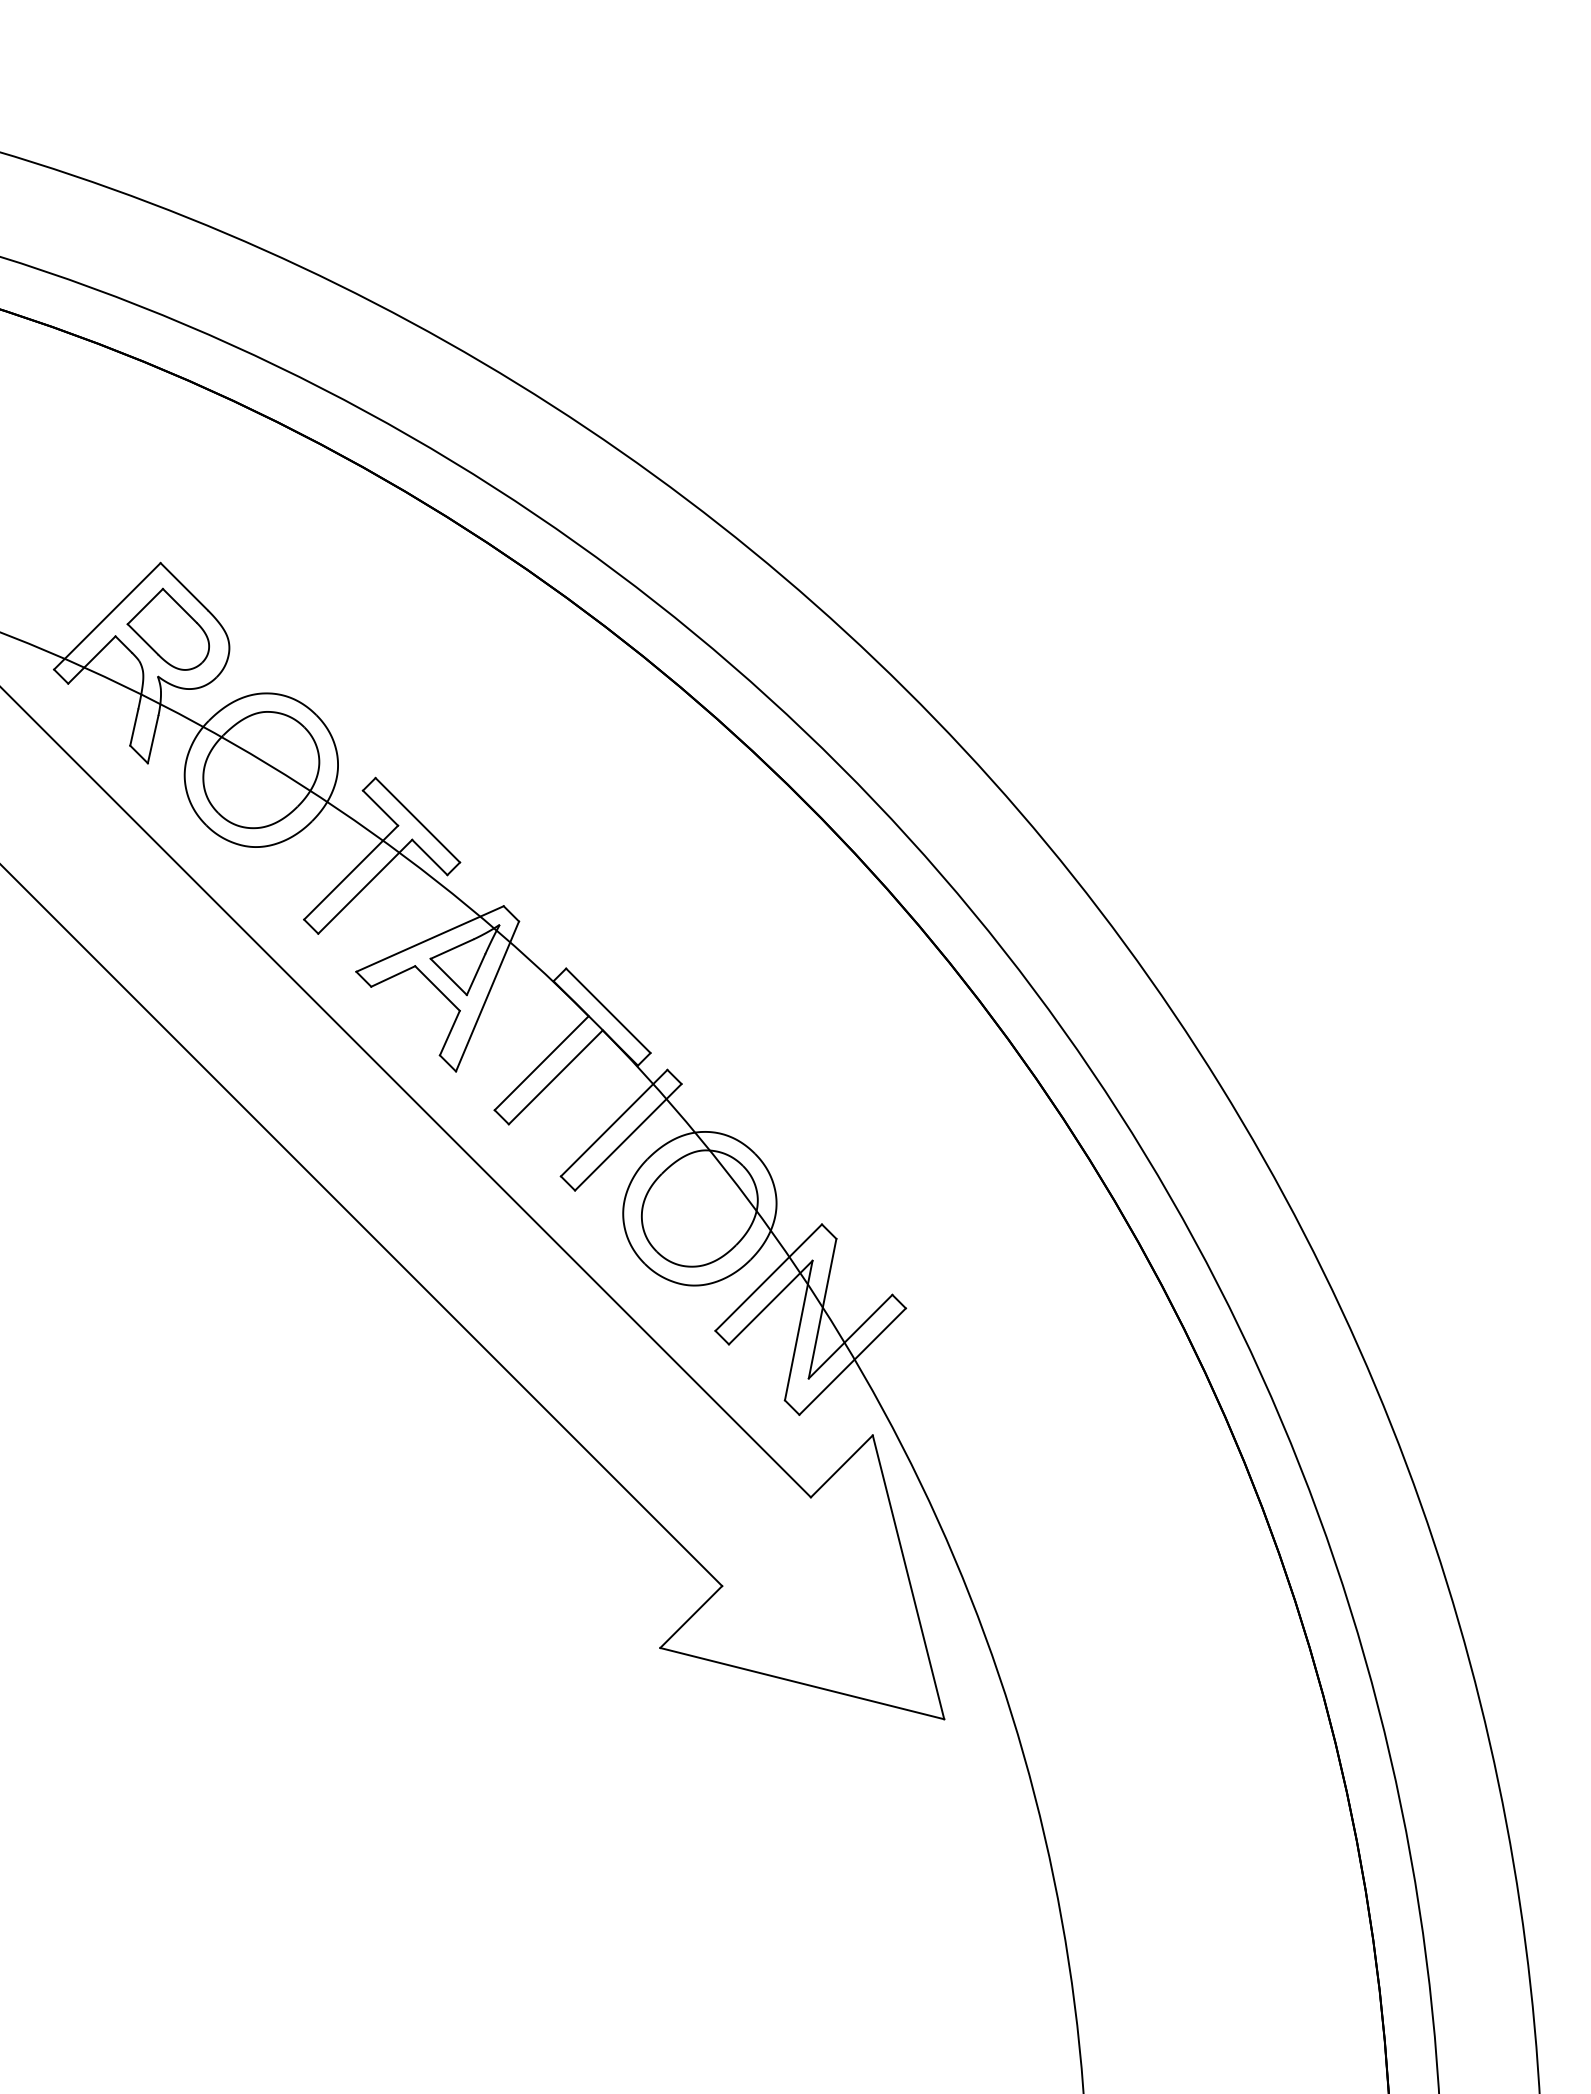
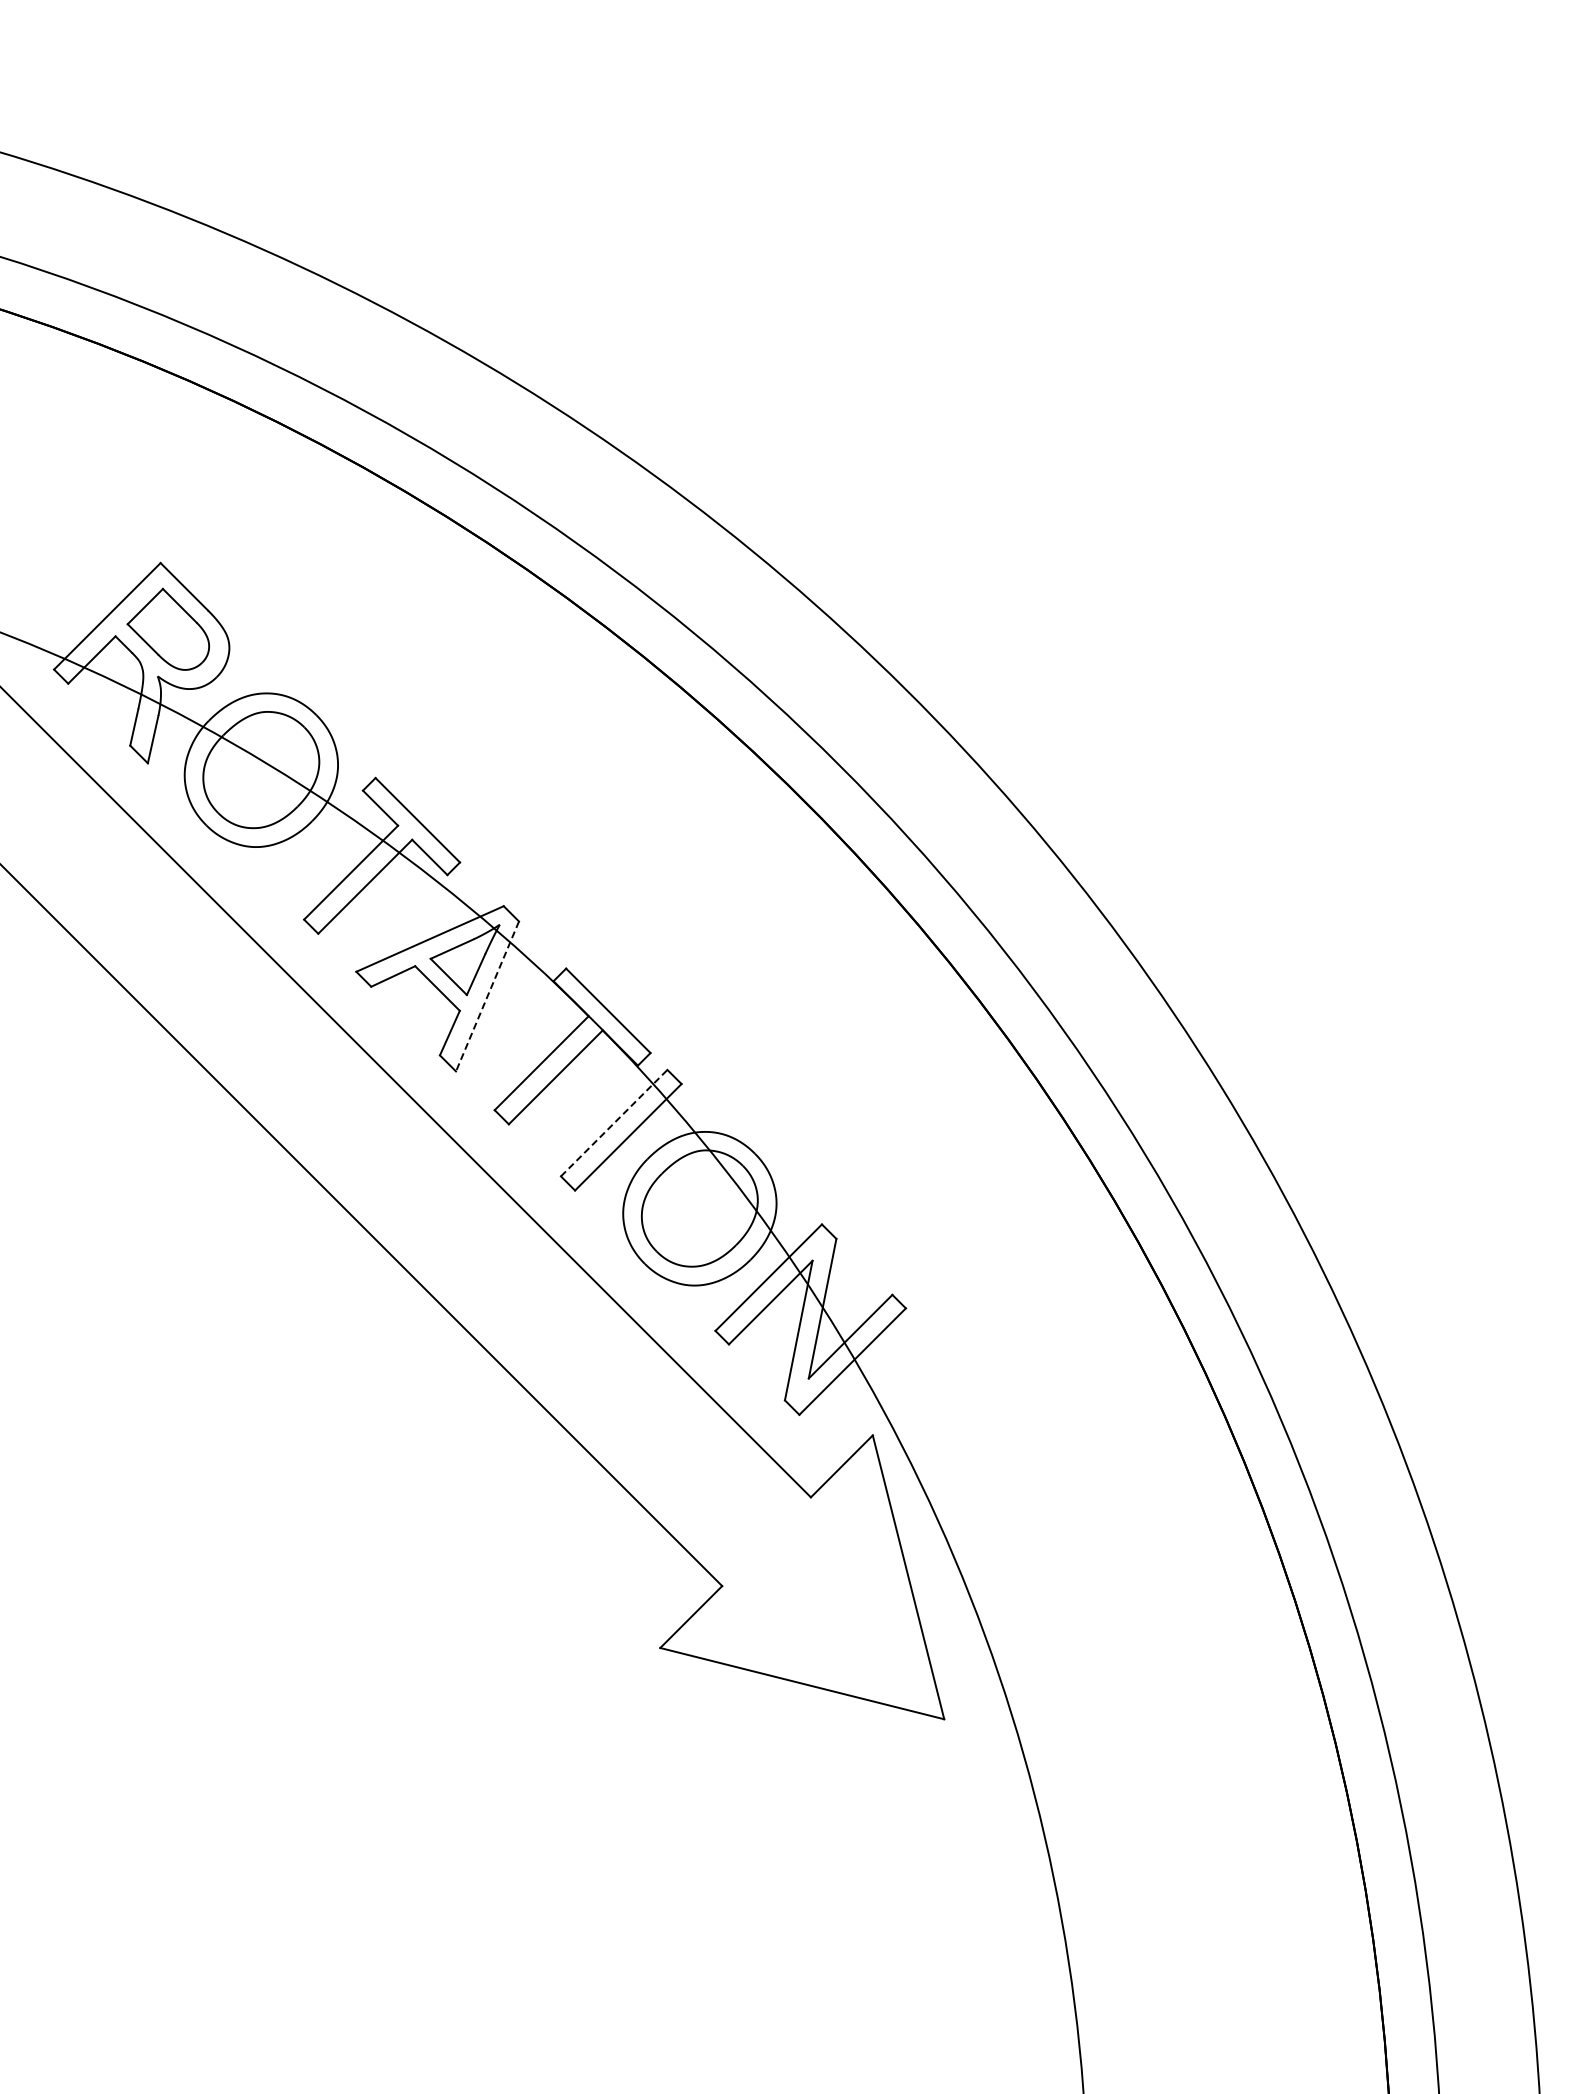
line: solid -> dashed (487, 996)
line: solid -> dashed (614, 1122)
